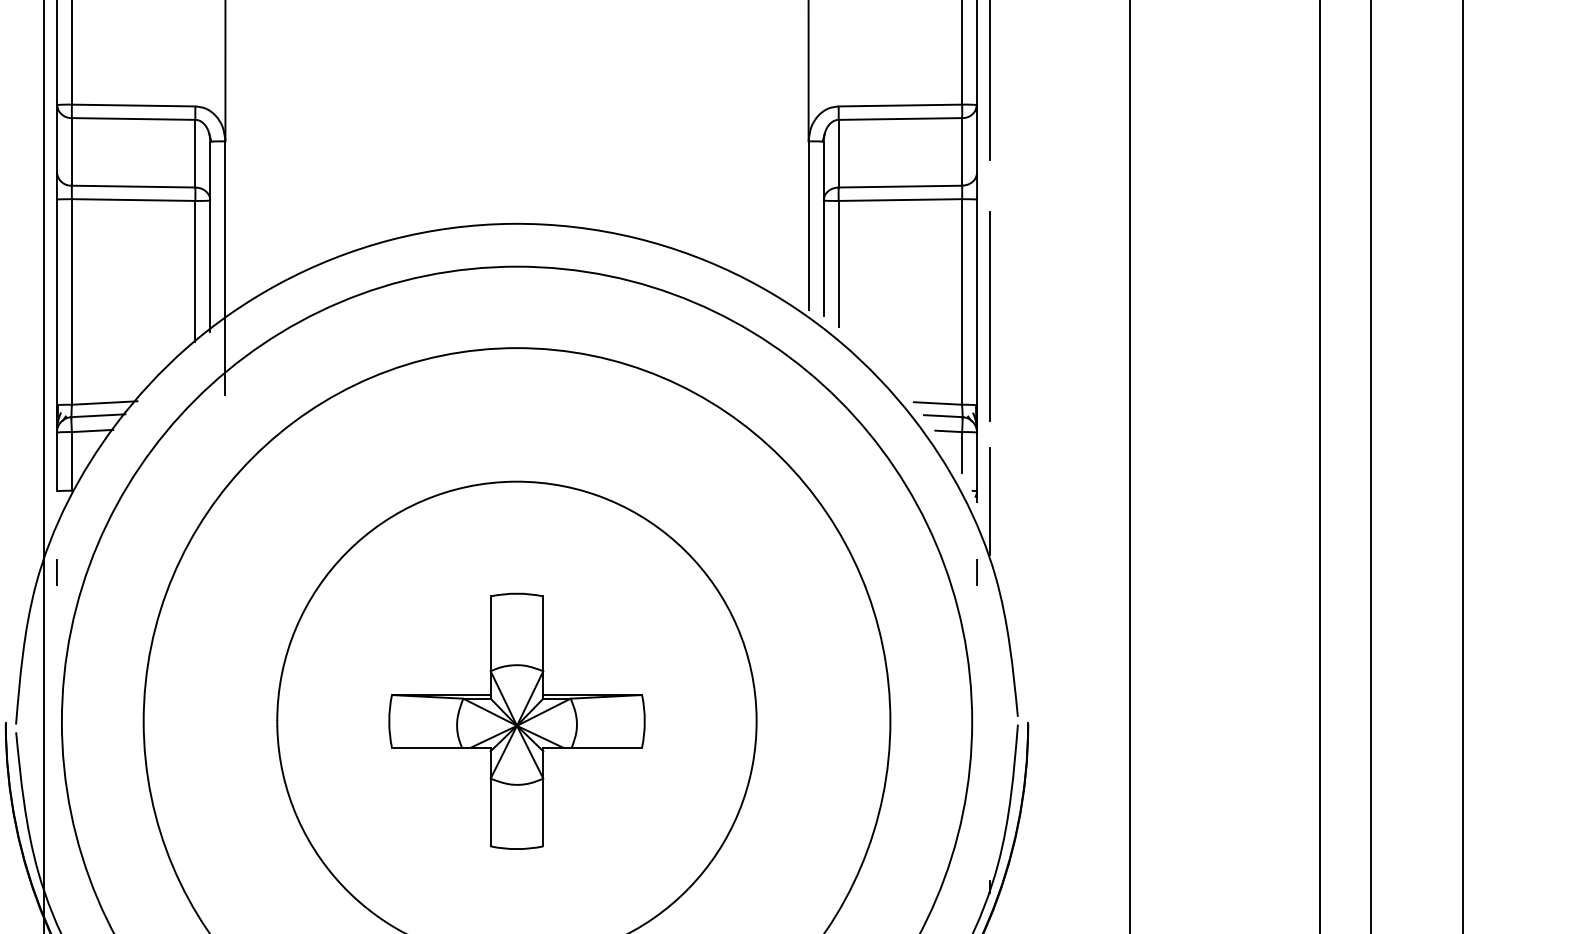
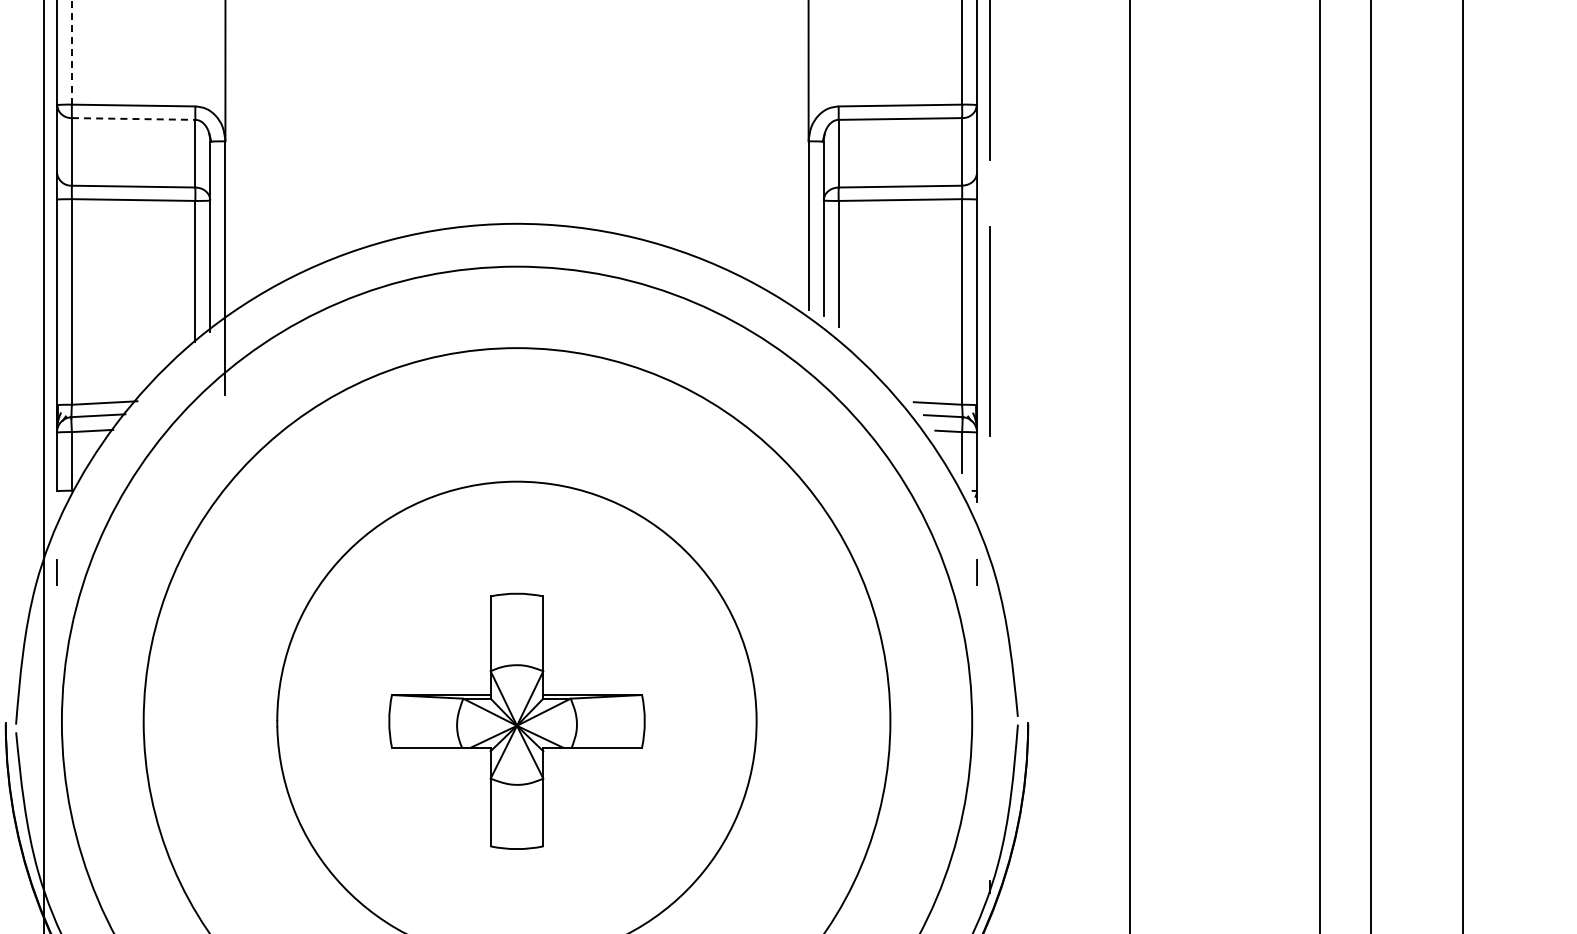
line: solid -> dashed (71, 52)
line: solid -> dashed (133, 118)
line position: (989, 316) -> (989, 331) (989, 331)
line: present -> none (989, 501)
